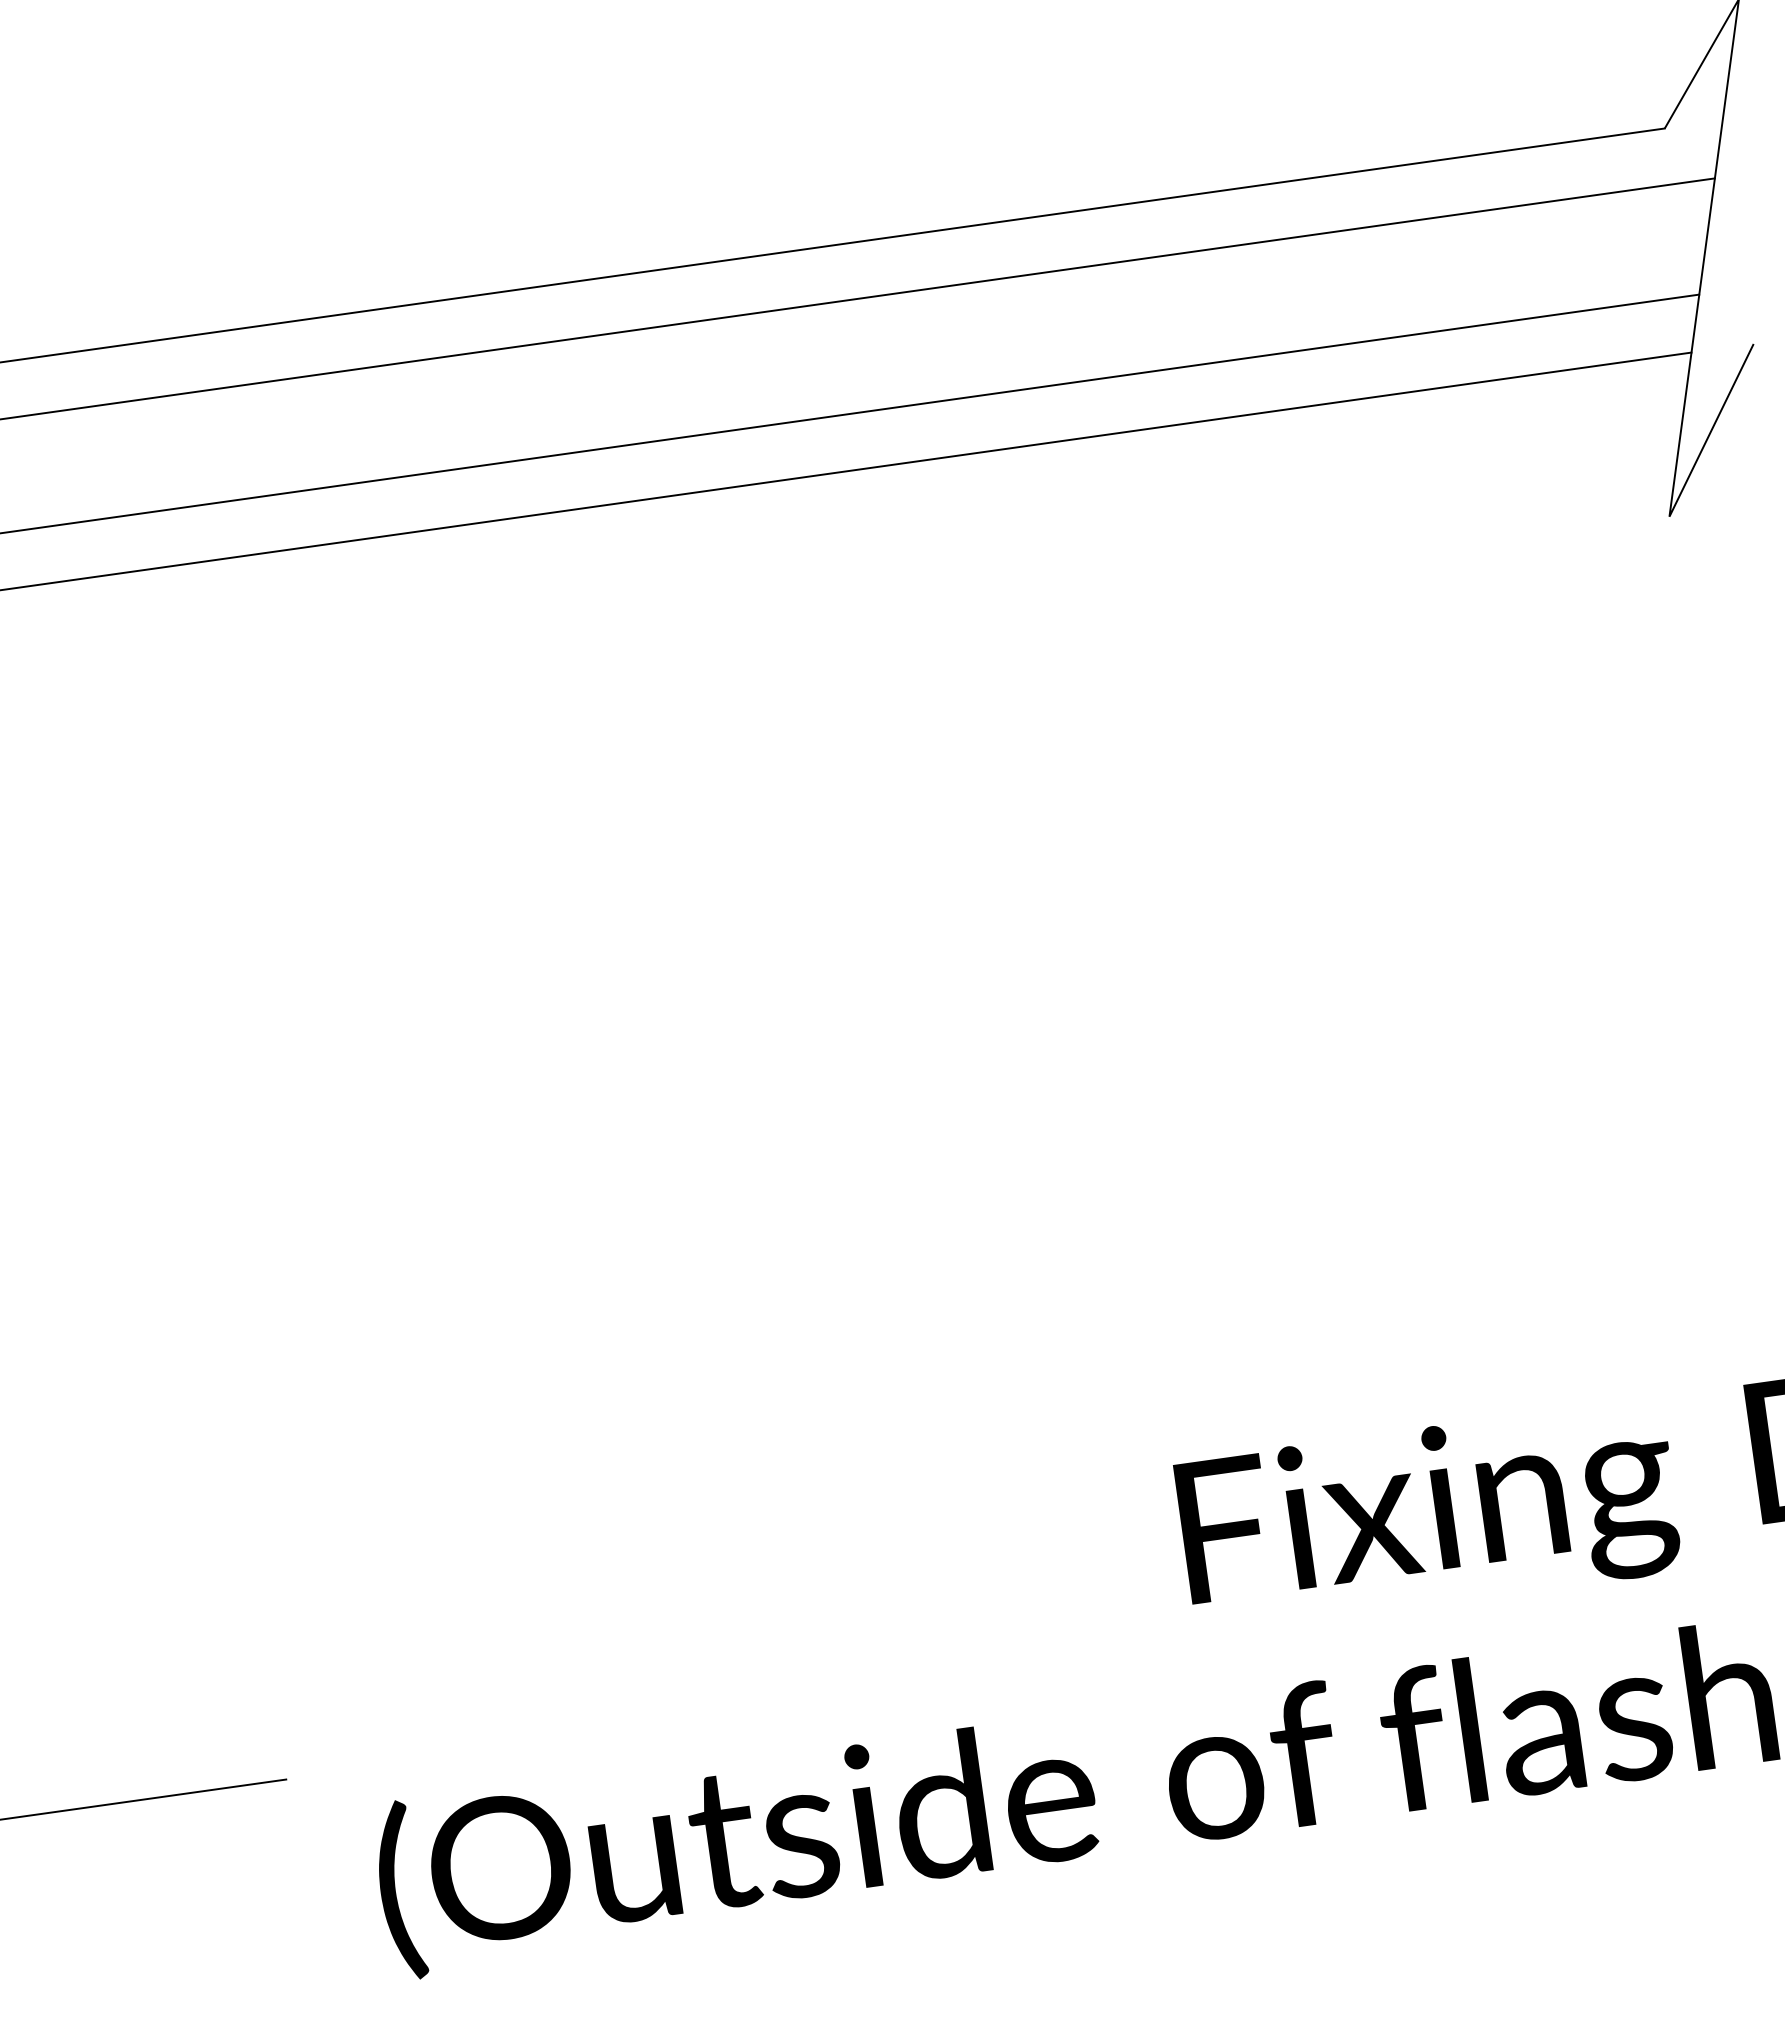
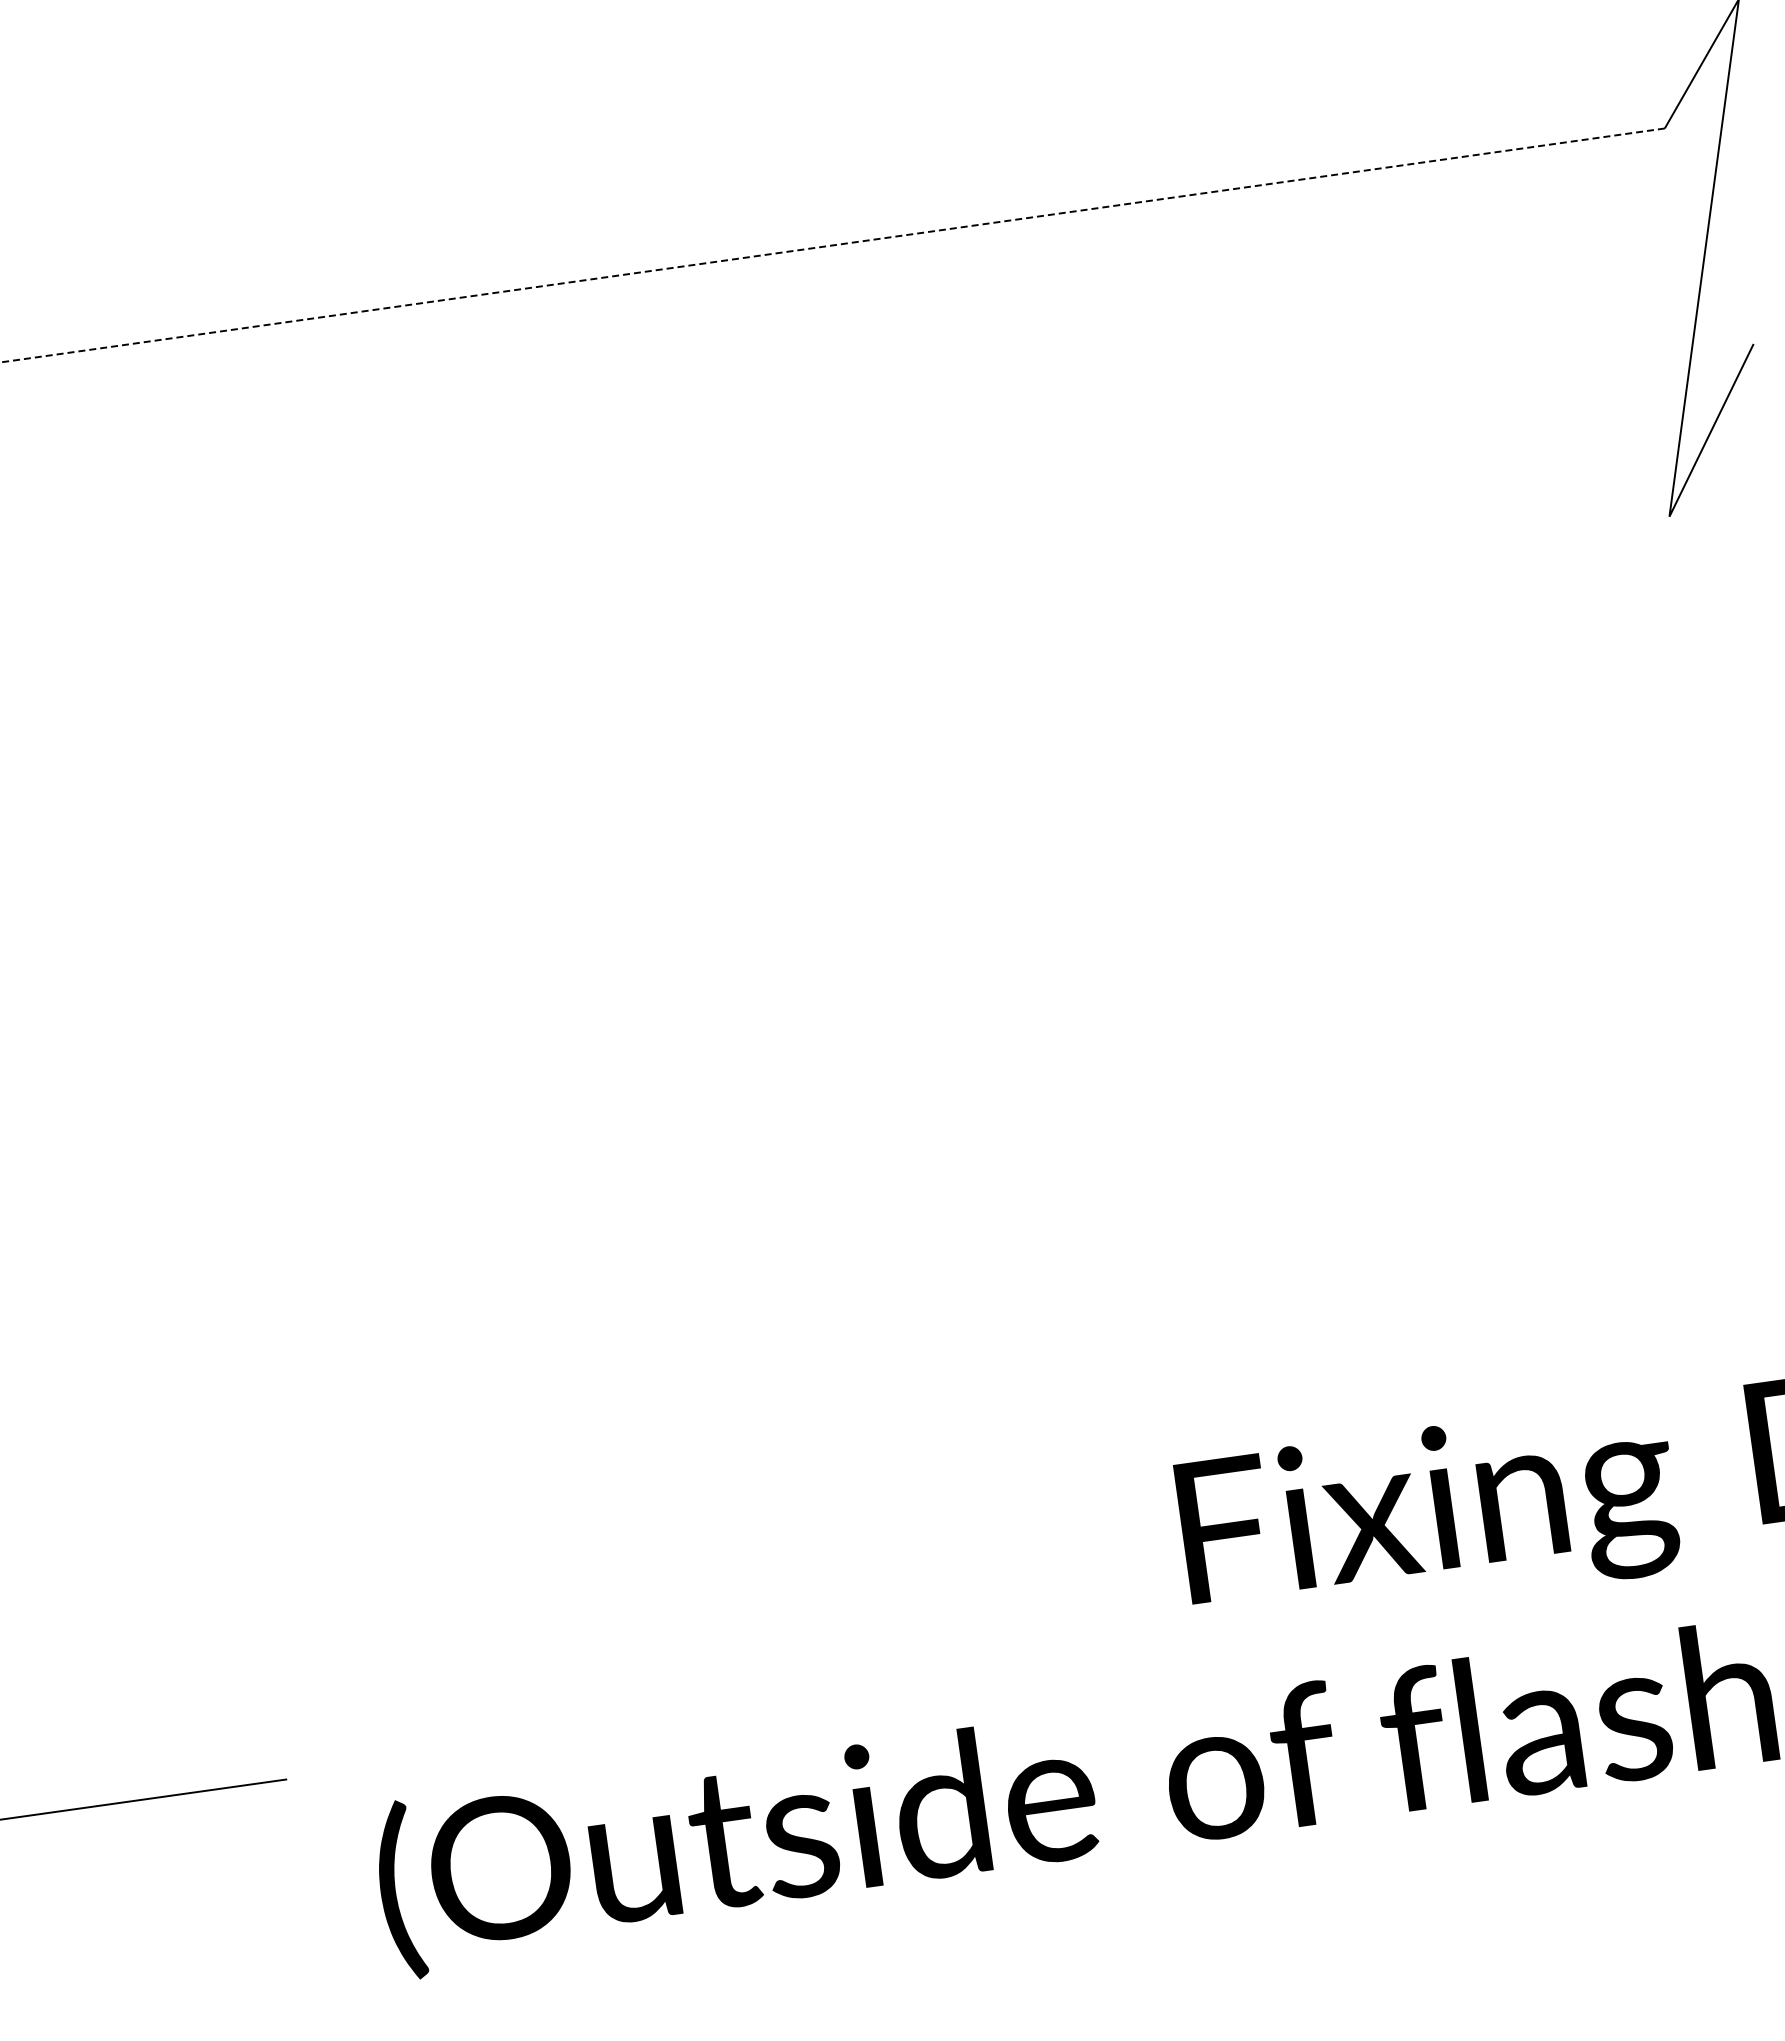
line: solid -> dashed (832, 245)
line: present -> none (858, 298)
line: present -> none (850, 413)
line: present -> none (846, 470)
